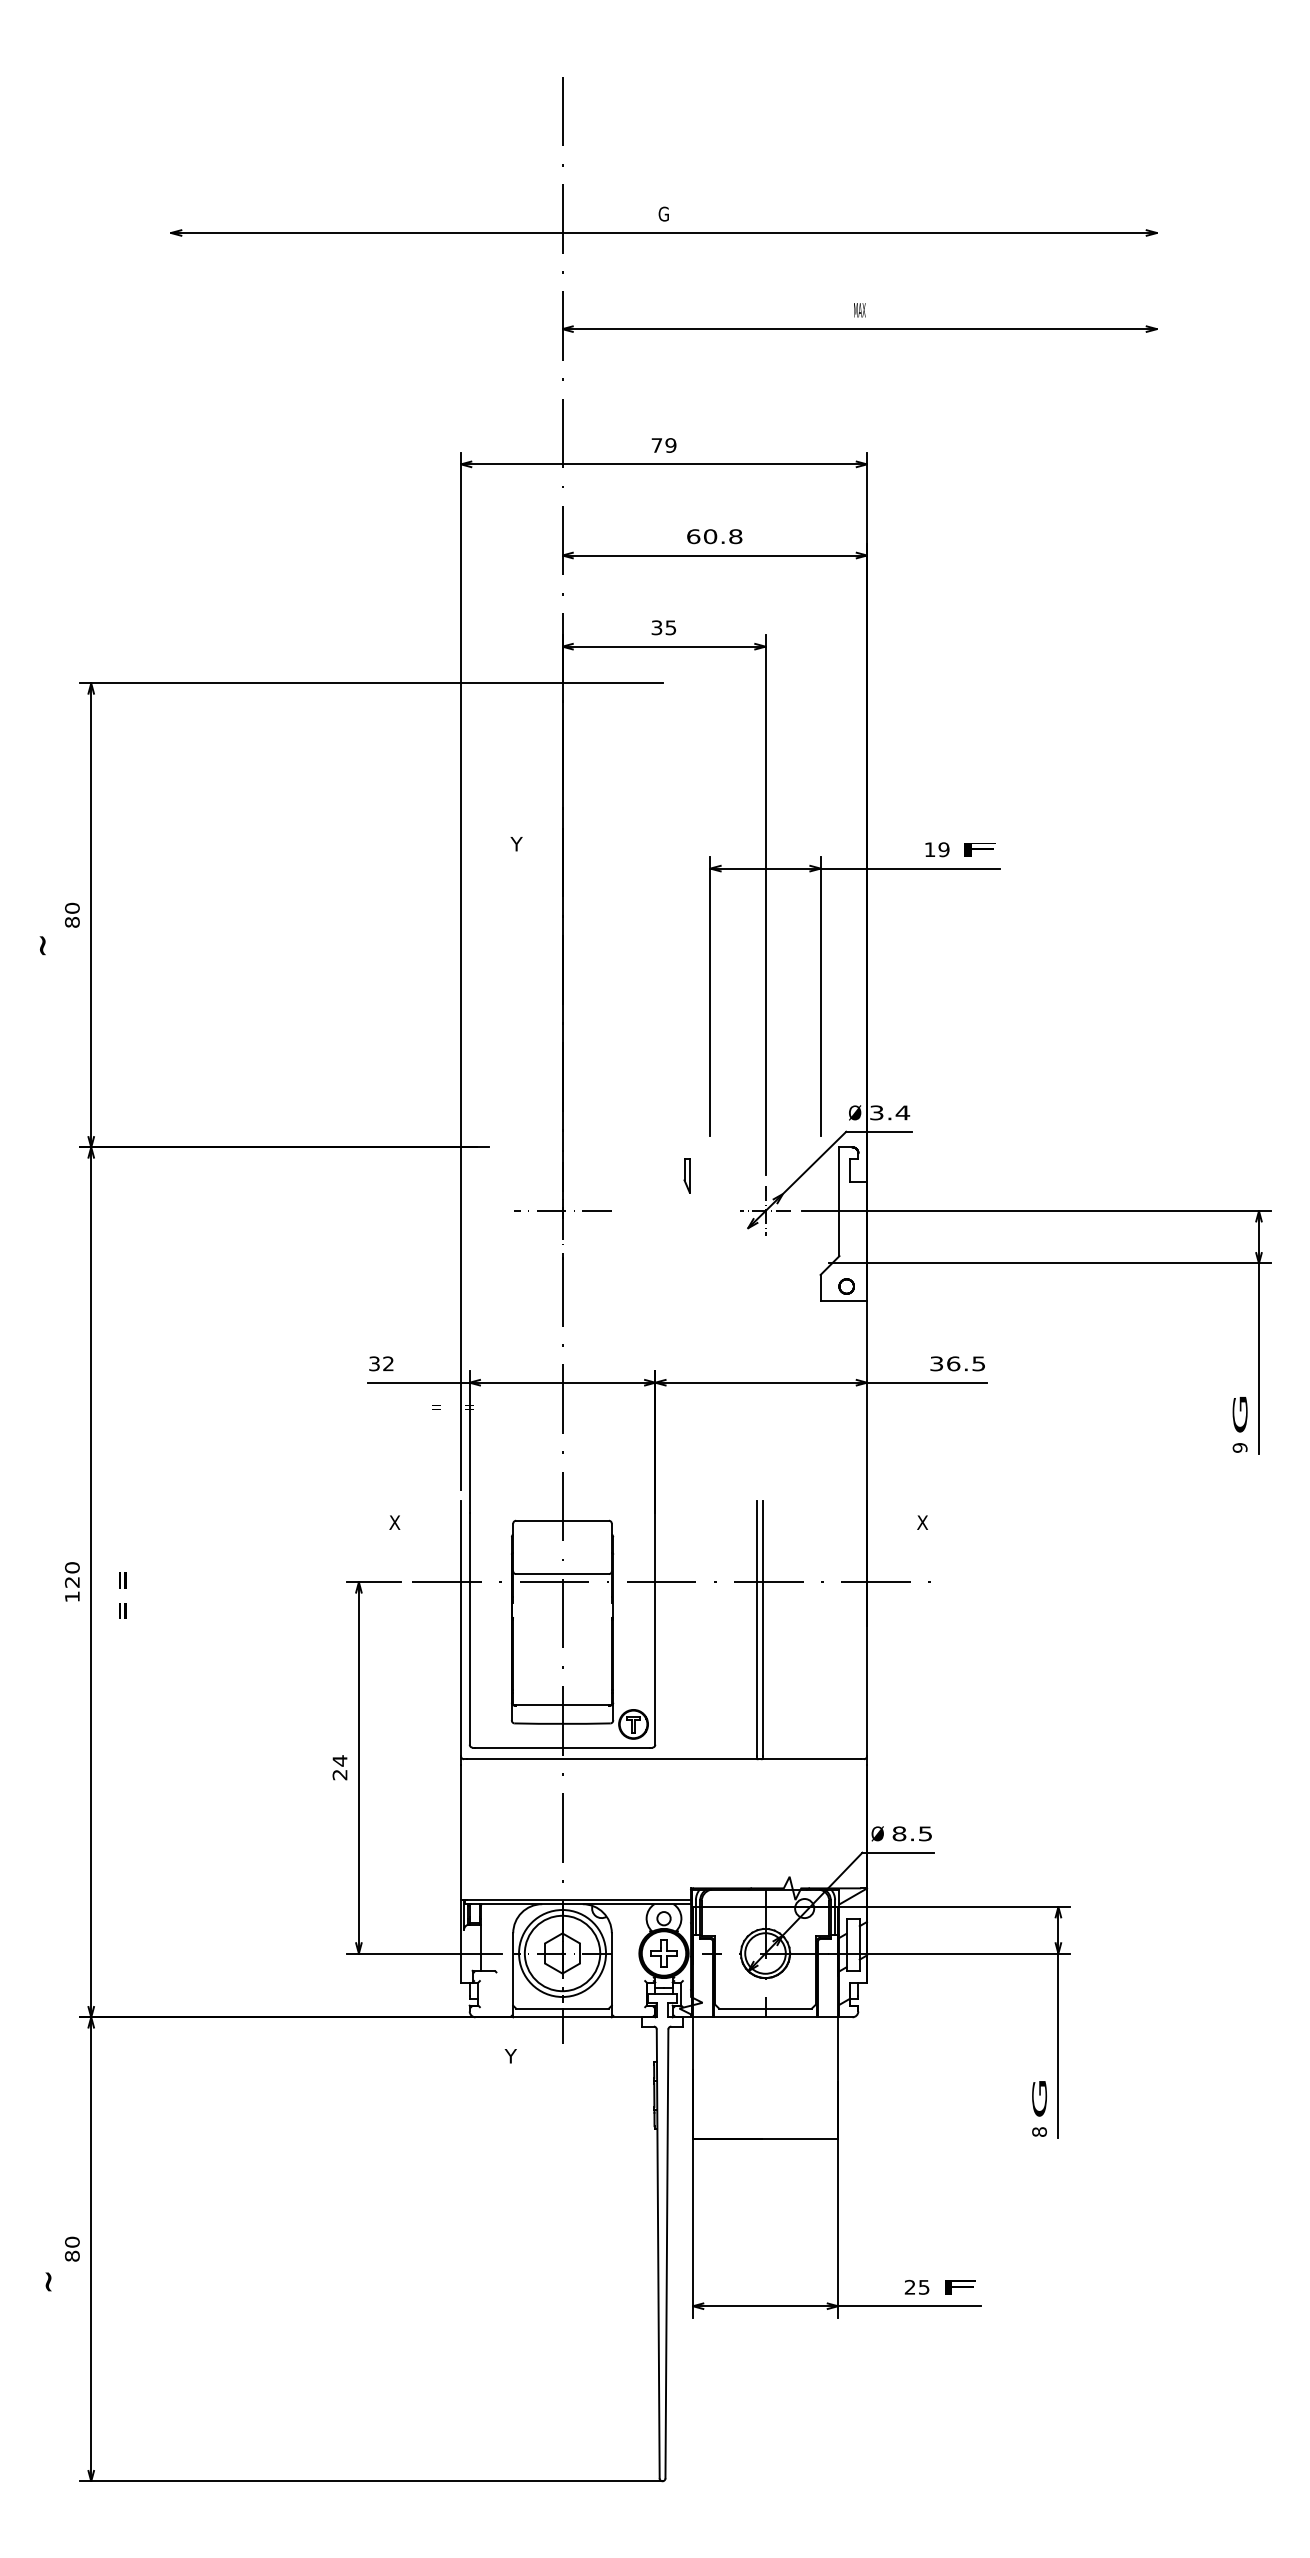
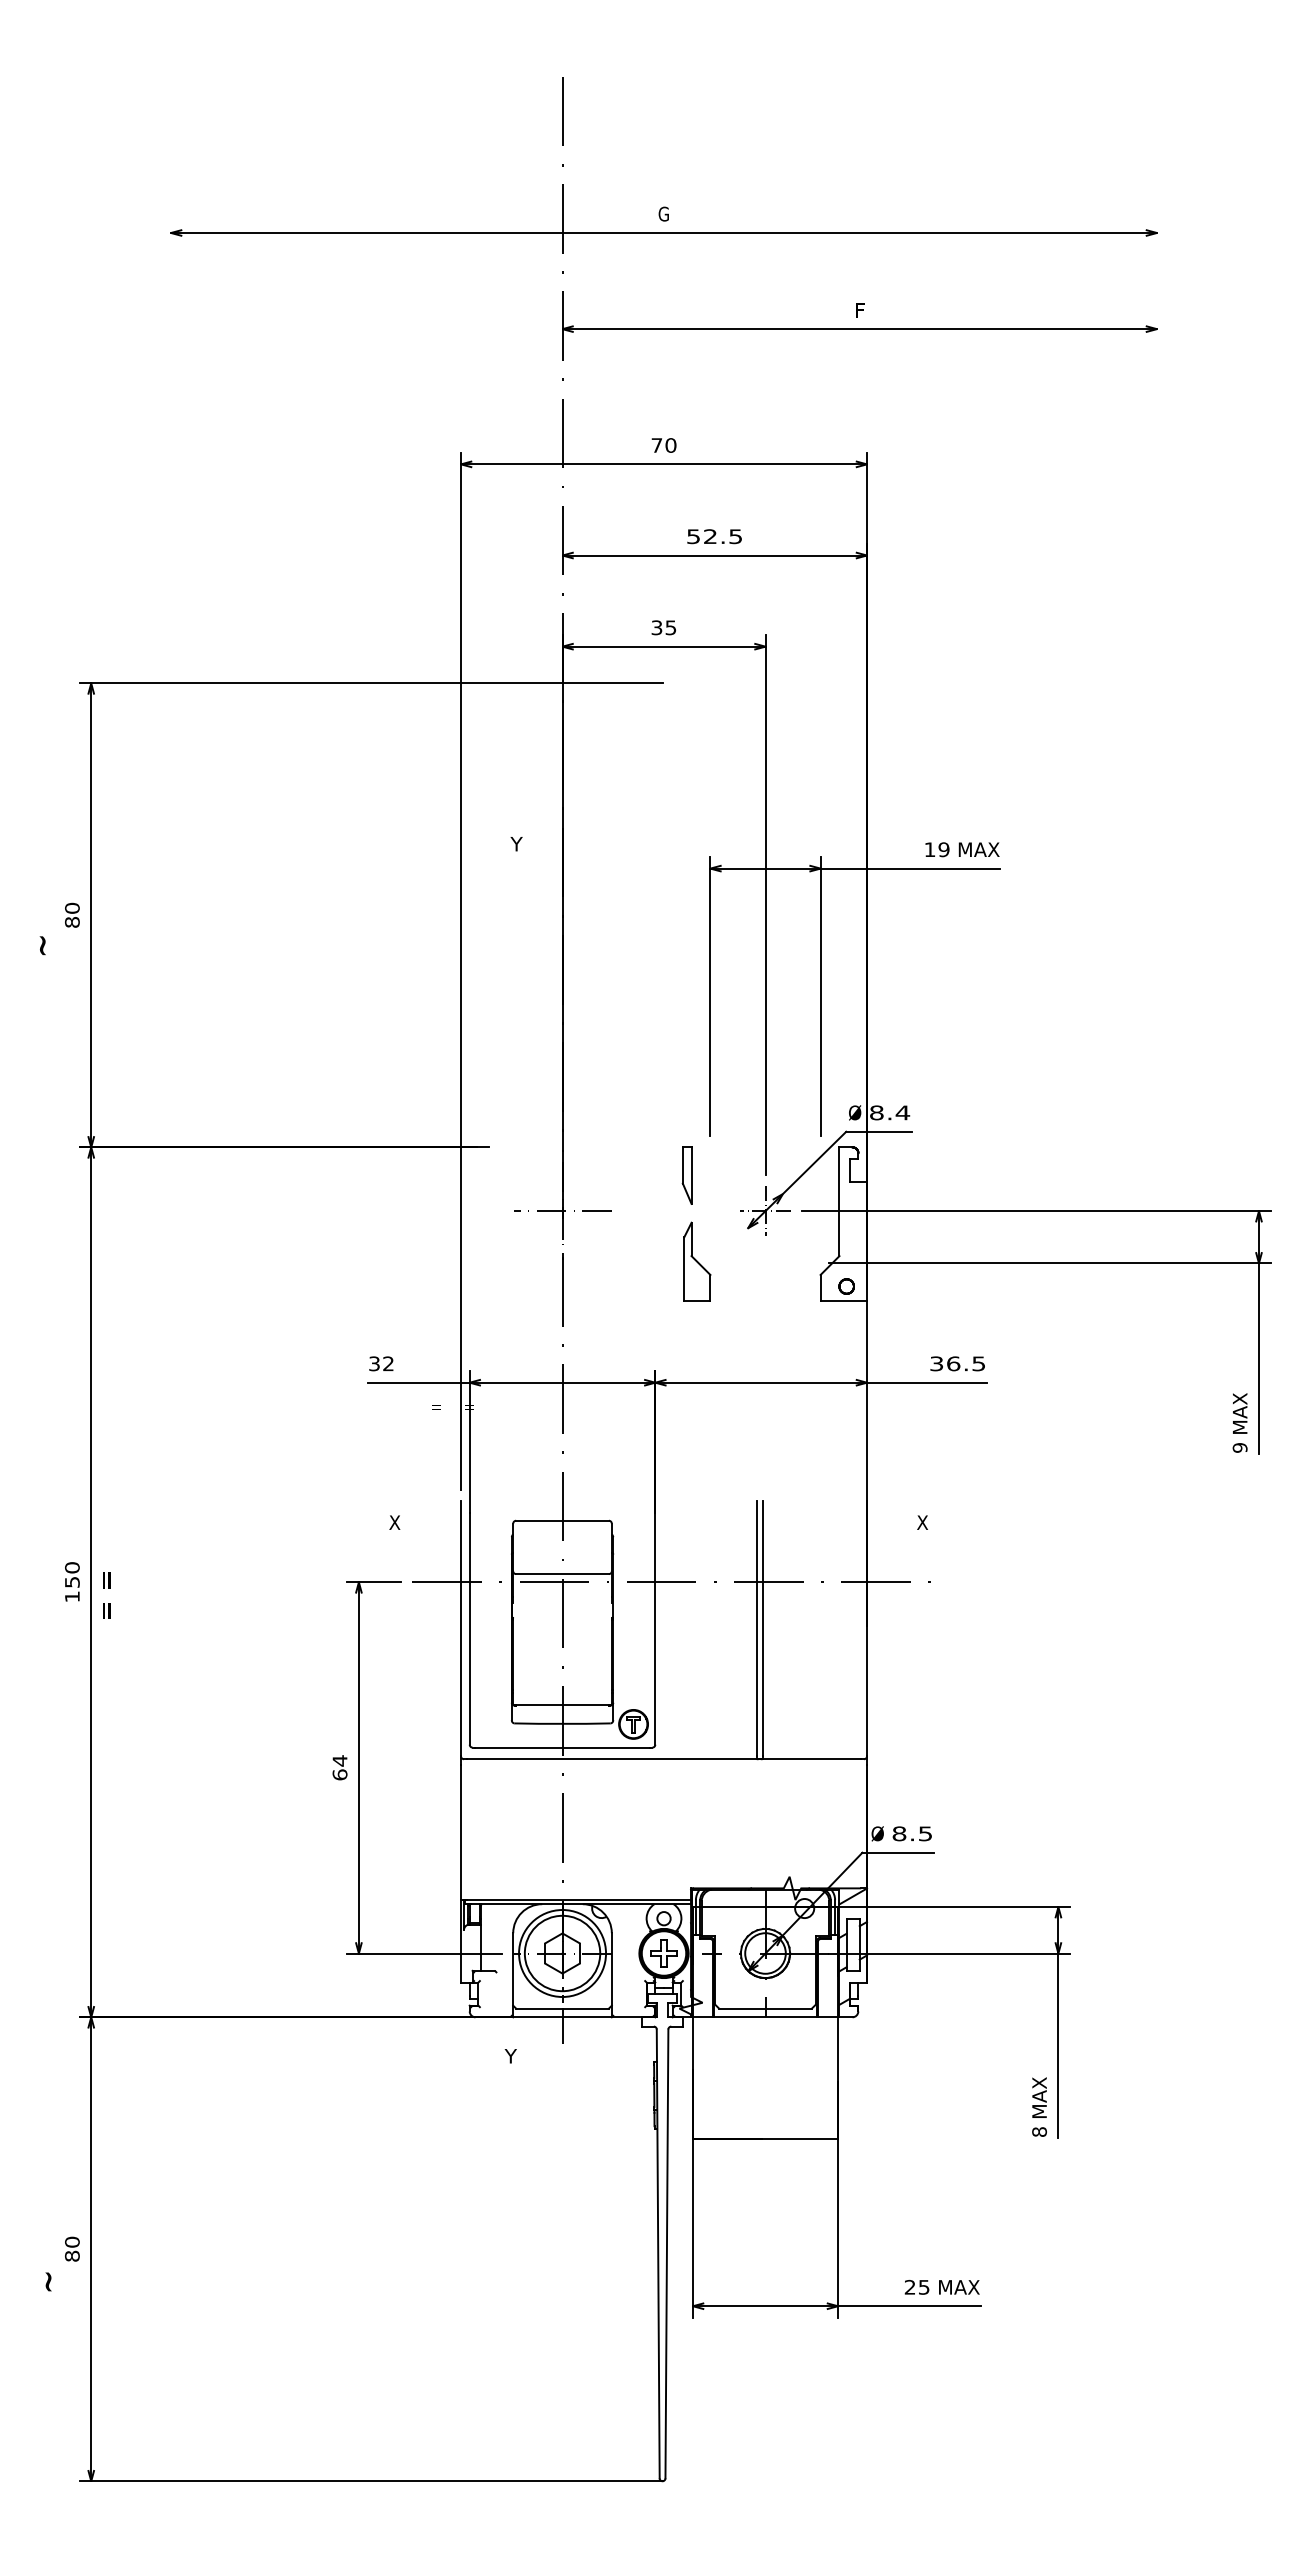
text: MAX -> F (859, 310)
text: 79 -> 70 (670, 445)
text: 60.8 -> 52.5 (714, 536)
text: F -> MAX (978, 849)
text: 3.4 -> 8.4 (876, 1112)
part size: 8x36 px -> 12x59 px (686, 1175)
part: none -> present (697, 1261)
text: G -> MAX (1239, 1413)
text: 120 -> 150 (72, 1582)
text position: (122, 1595) -> (106, 1595) (106, 1595)
text: 24 -> 64 (339, 1774)
text: G -> MAX (1039, 2097)
text: F -> MAX (959, 2287)
